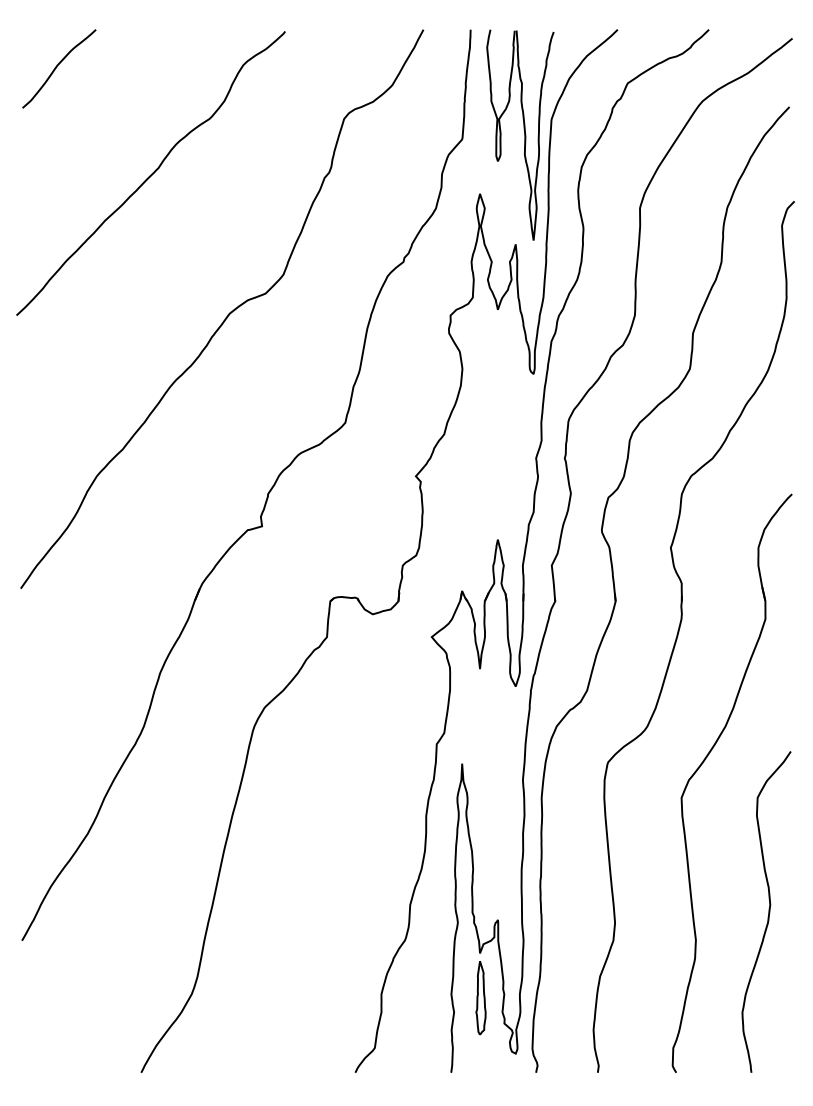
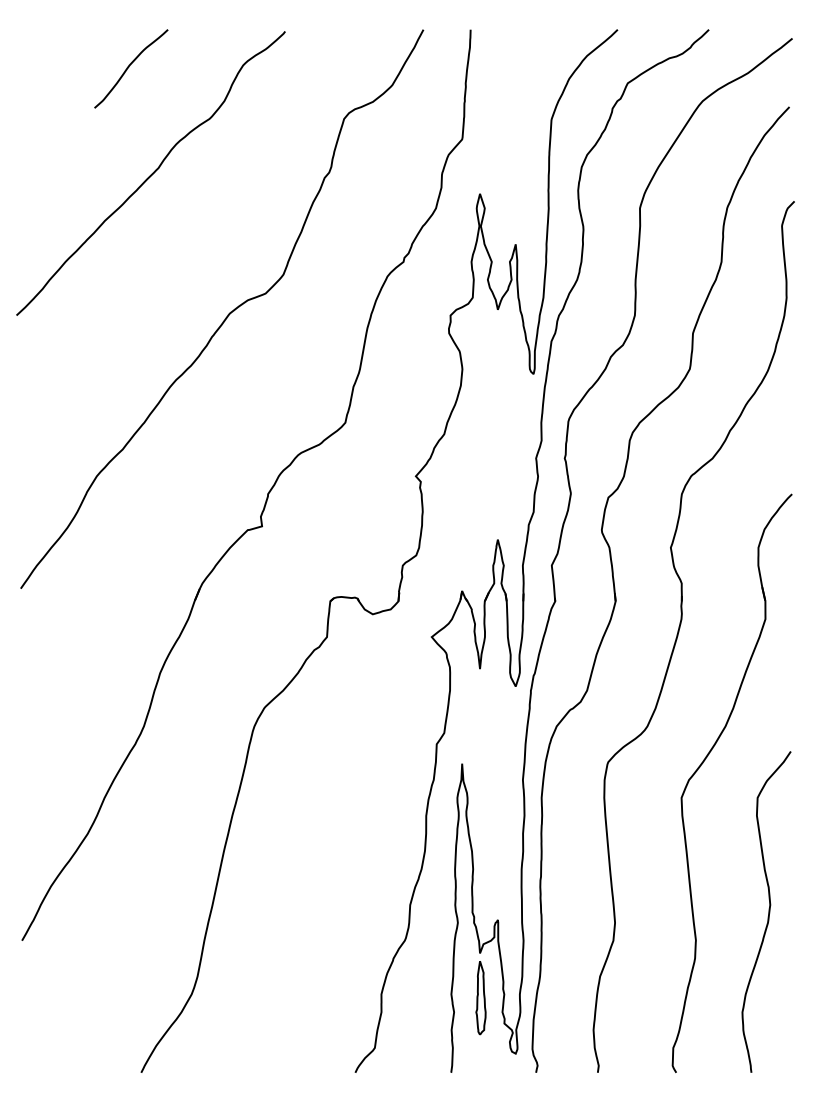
curve position: (57, 67) -> (129, 67) (129, 67)
part: present -> none (520, 134)
